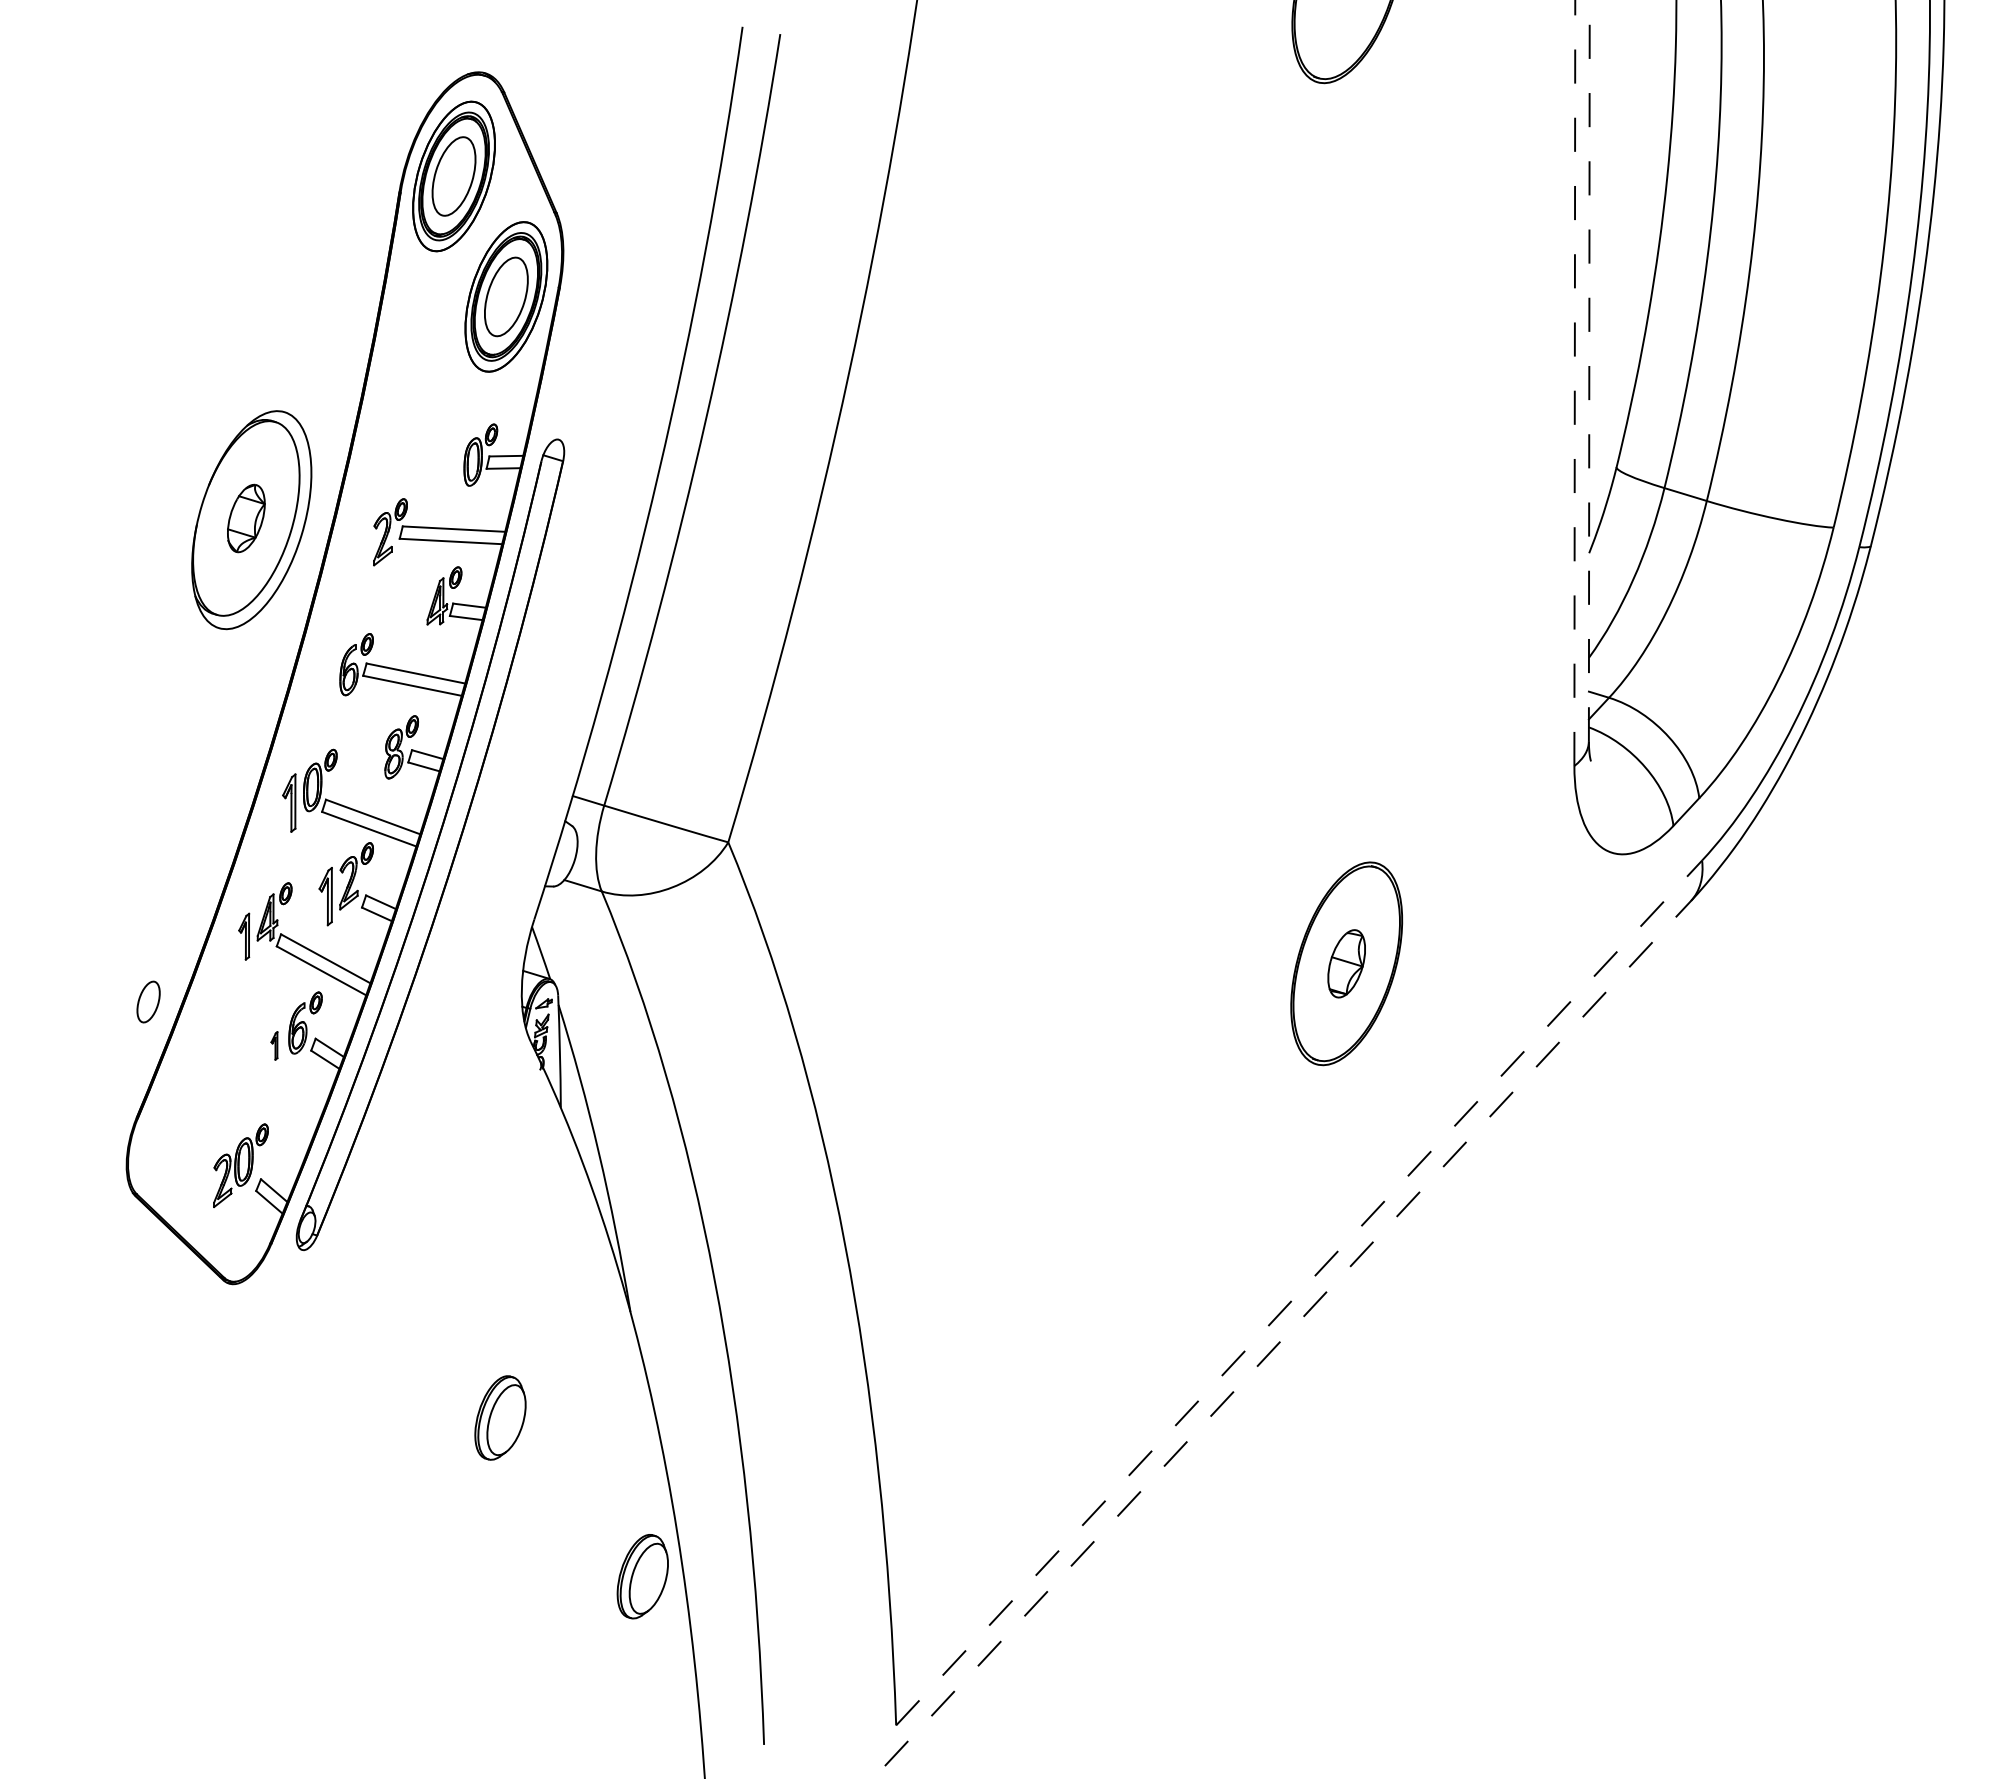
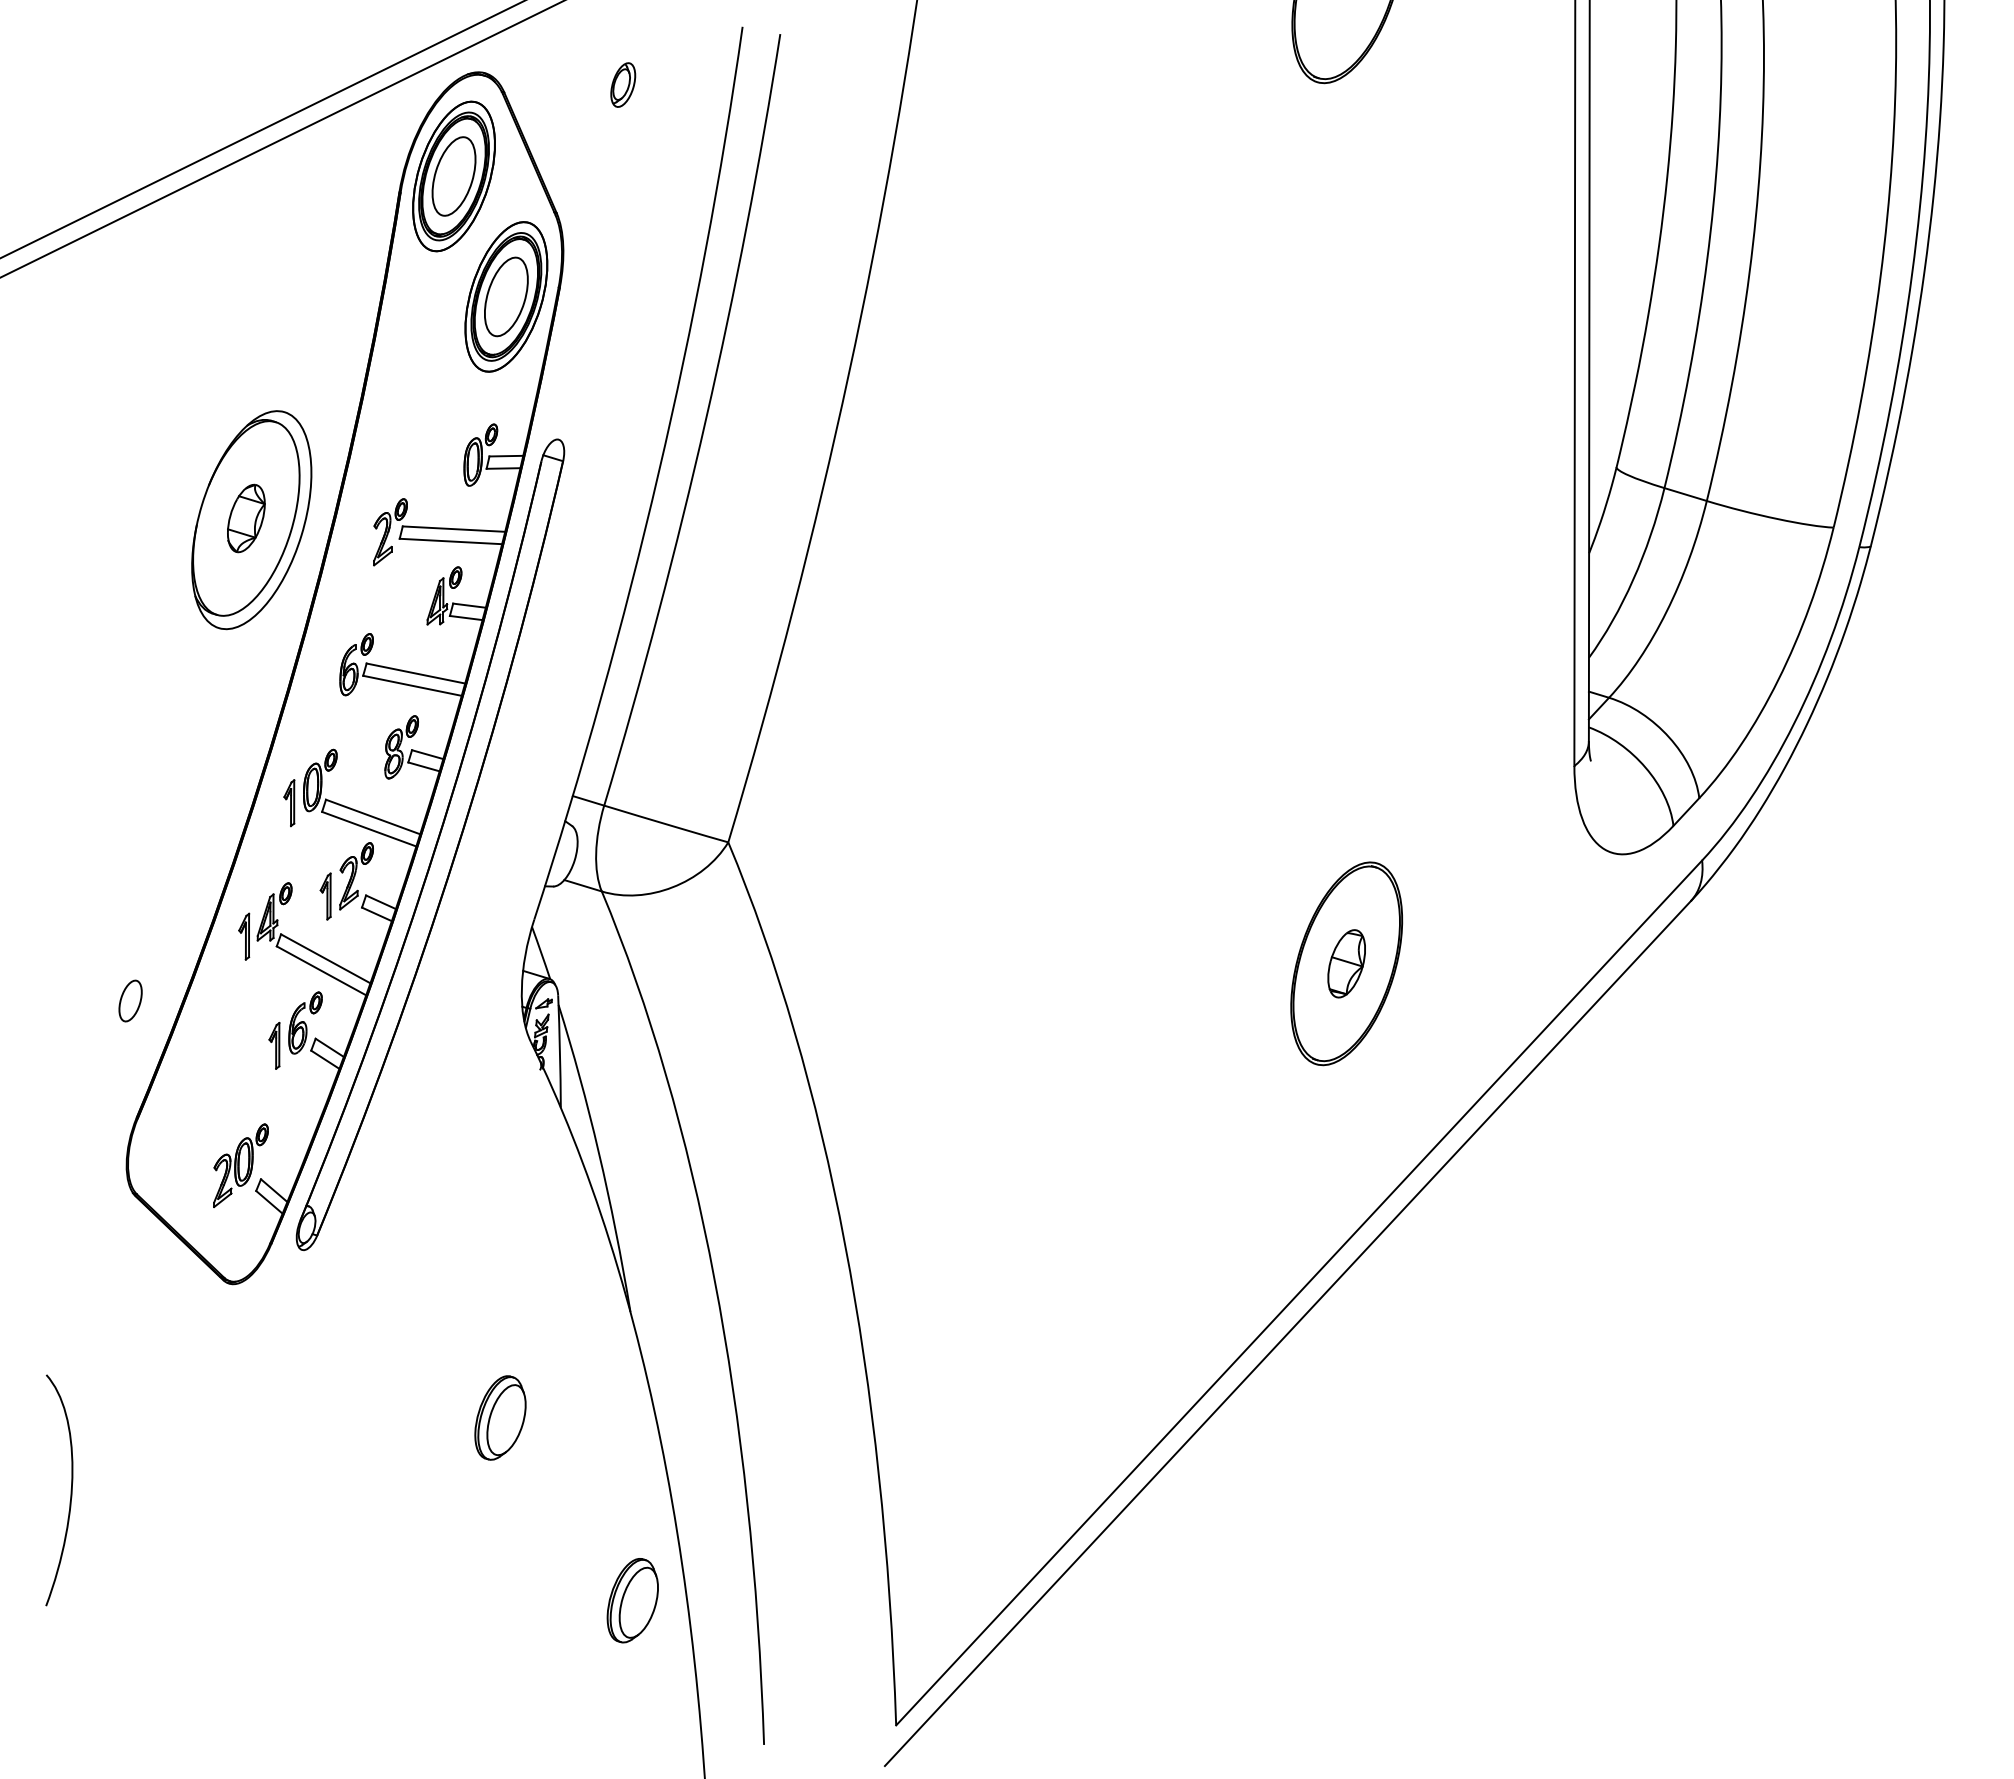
part: none -> present (623, 84)
line: none -> present (261, 129)
line: none -> present (281, 139)
line: dashed -> solid (1589, 370)
line: dashed -> solid (1574, 383)
part size: 15x60 px -> 13x49 px (289, 803)
part size: 15x60 px -> 13x49 px (325, 896)
part position: (148, 1001) -> (130, 1000) (130, 1000)
part size: 9x30 px -> 13x48 px (274, 1045)
line: dashed -> solid (1299, 1292)
line: dashed -> solid (1288, 1333)
curve: none -> present (70, 1490)
part position: (642, 1576) -> (632, 1600) (632, 1600)
